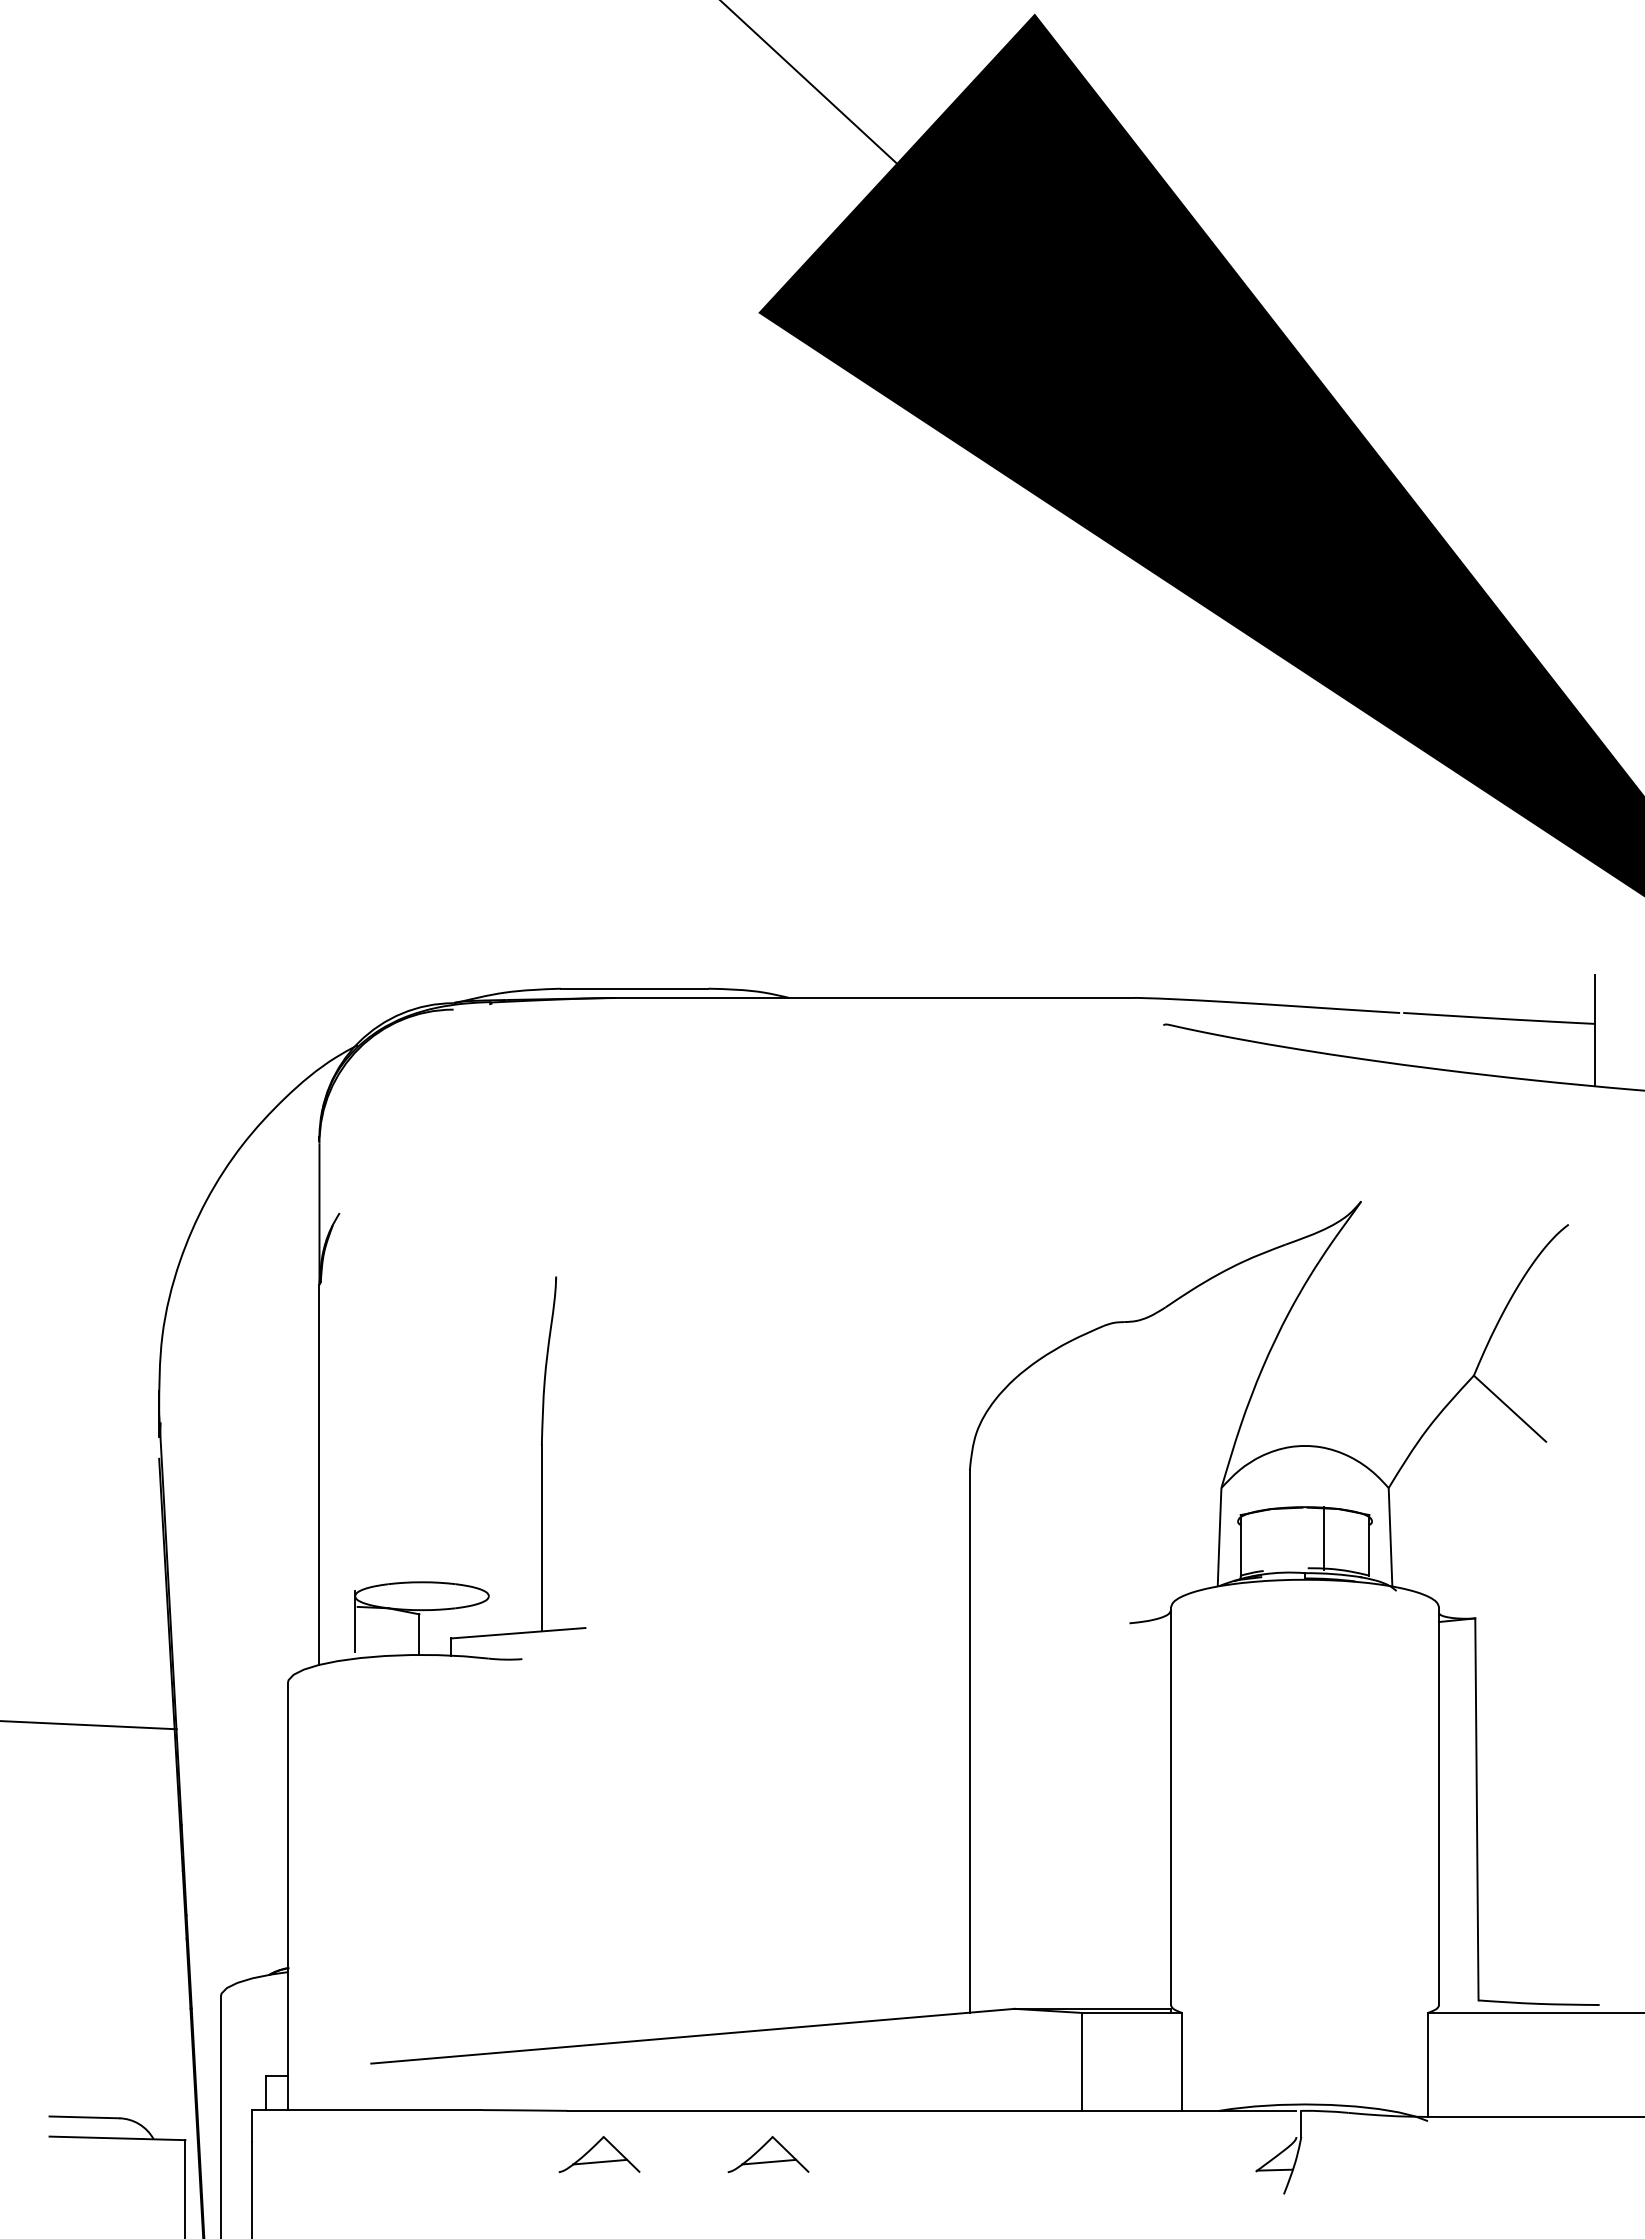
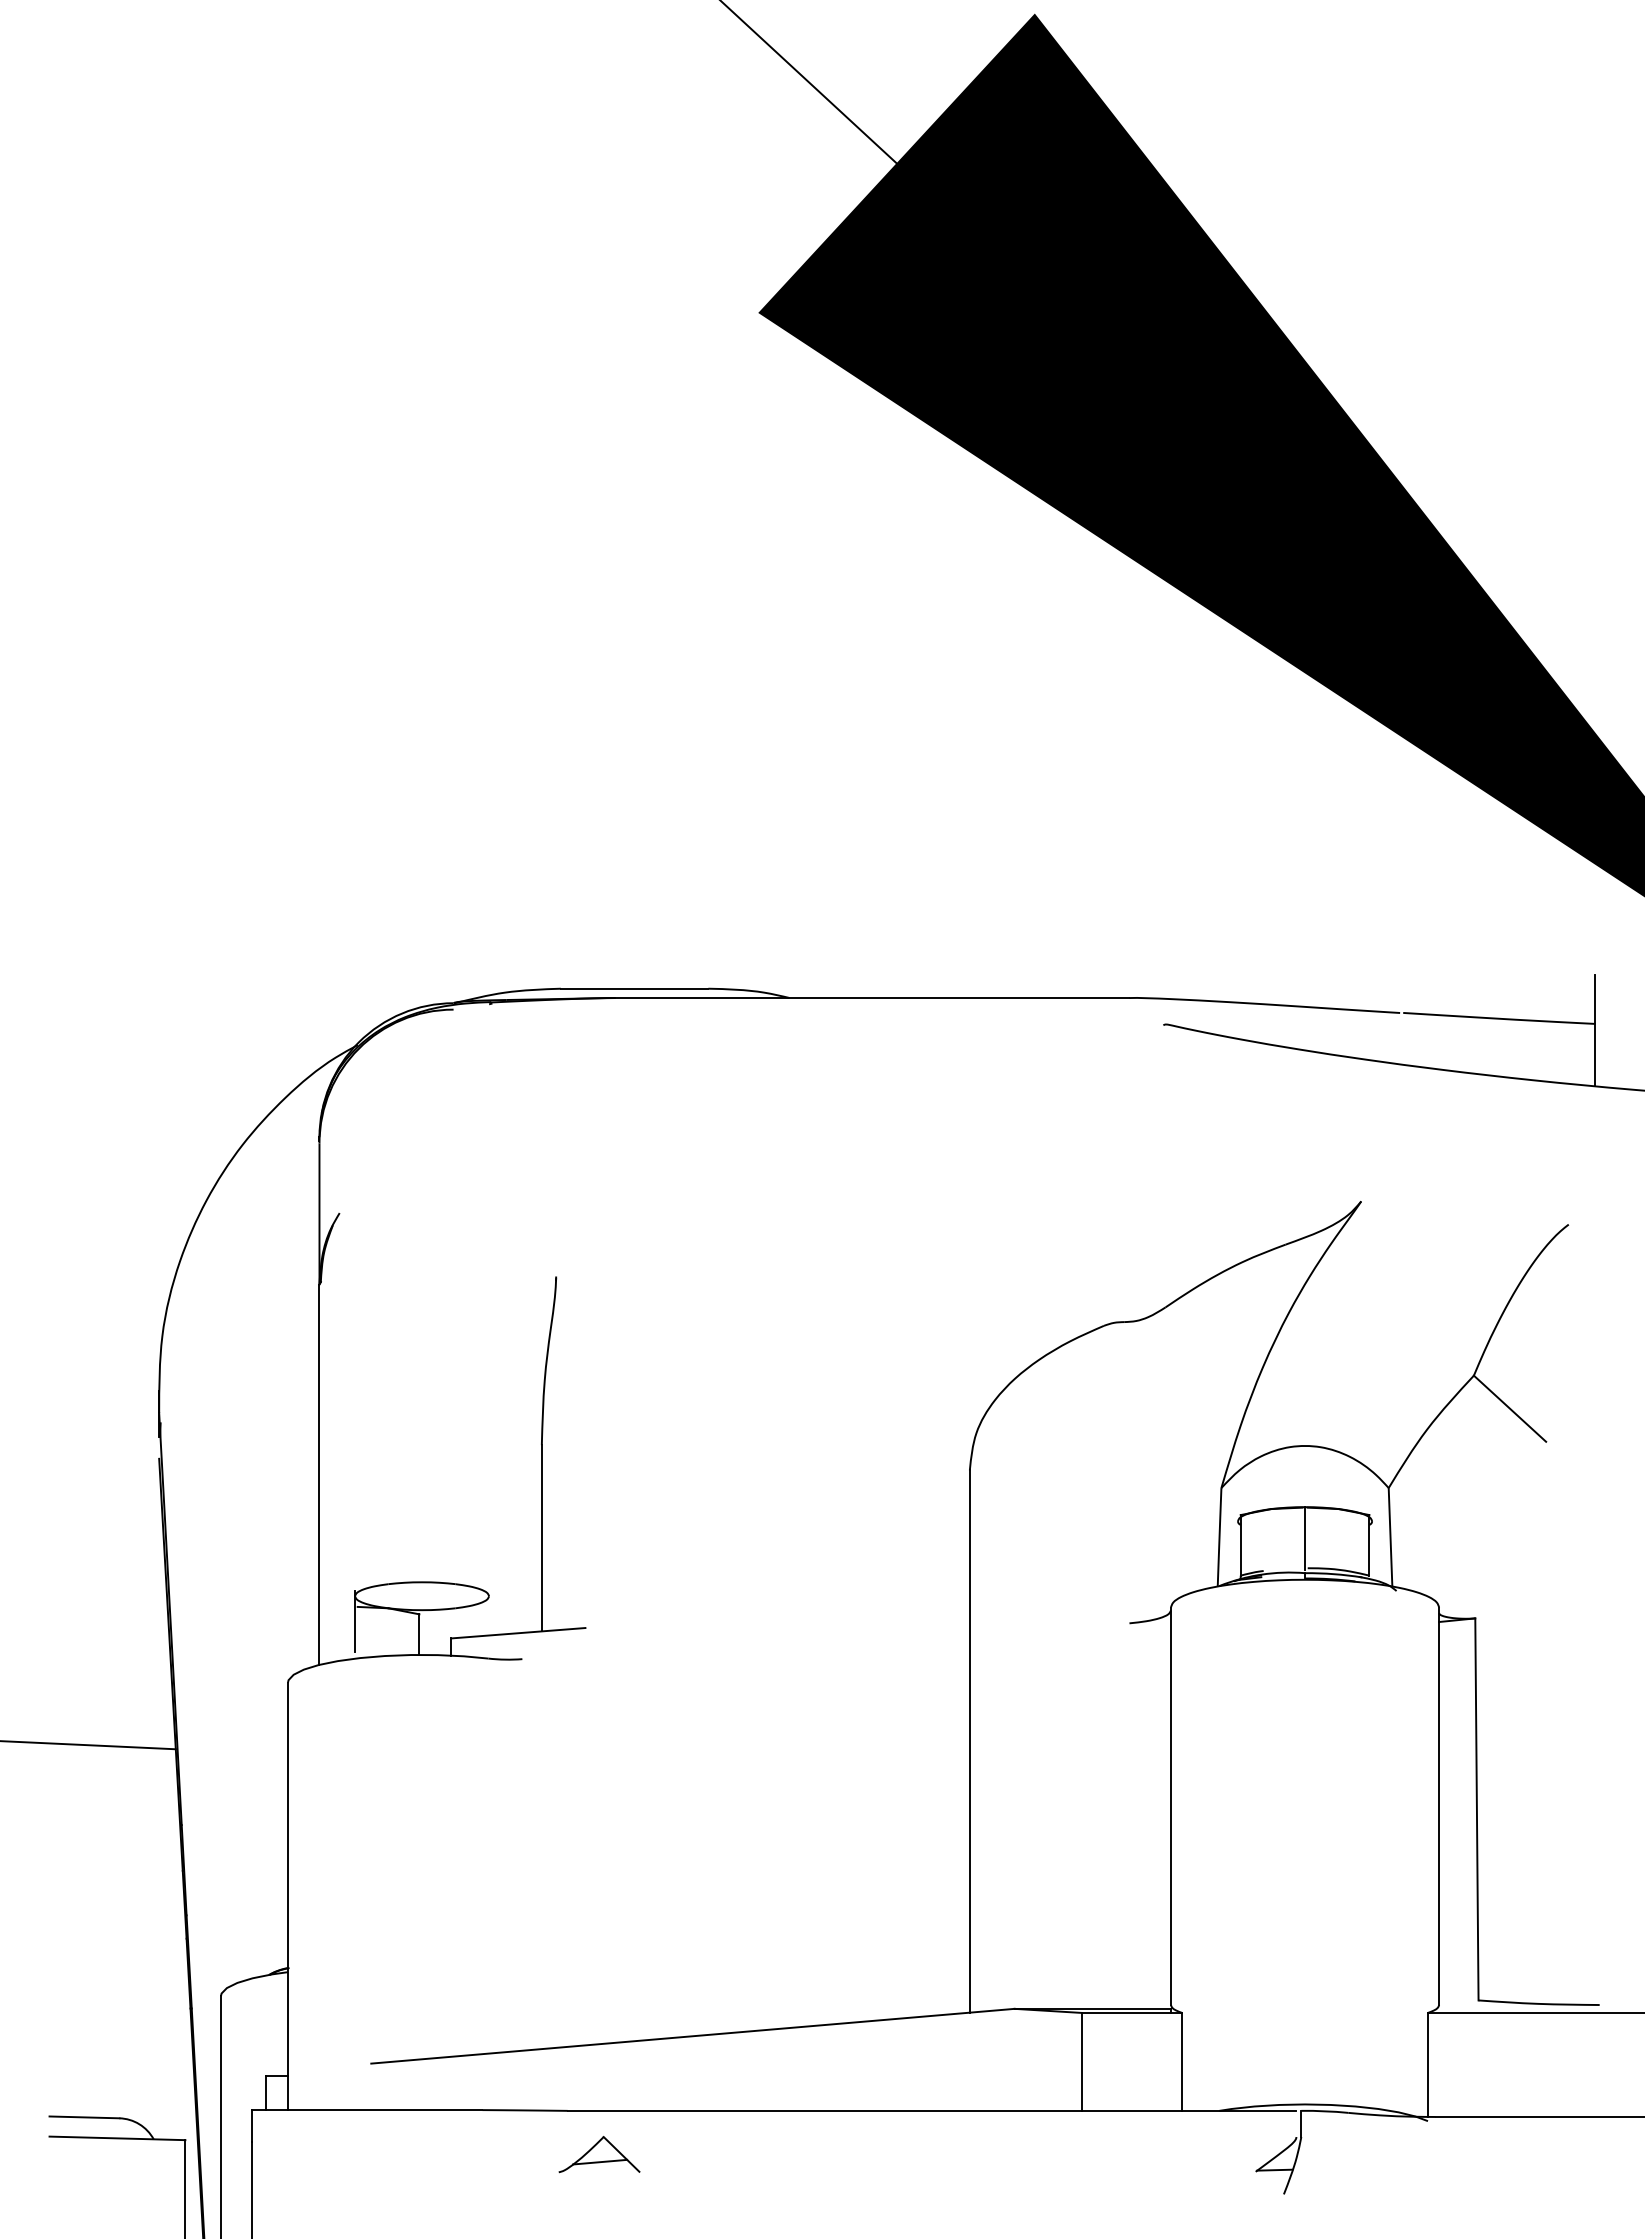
line position: (1324, 1538) -> (1305, 1538) (1305, 1538)
line position: (89, 1725) -> (88, 1745) (88, 1745)
part: present -> none (768, 2154)
